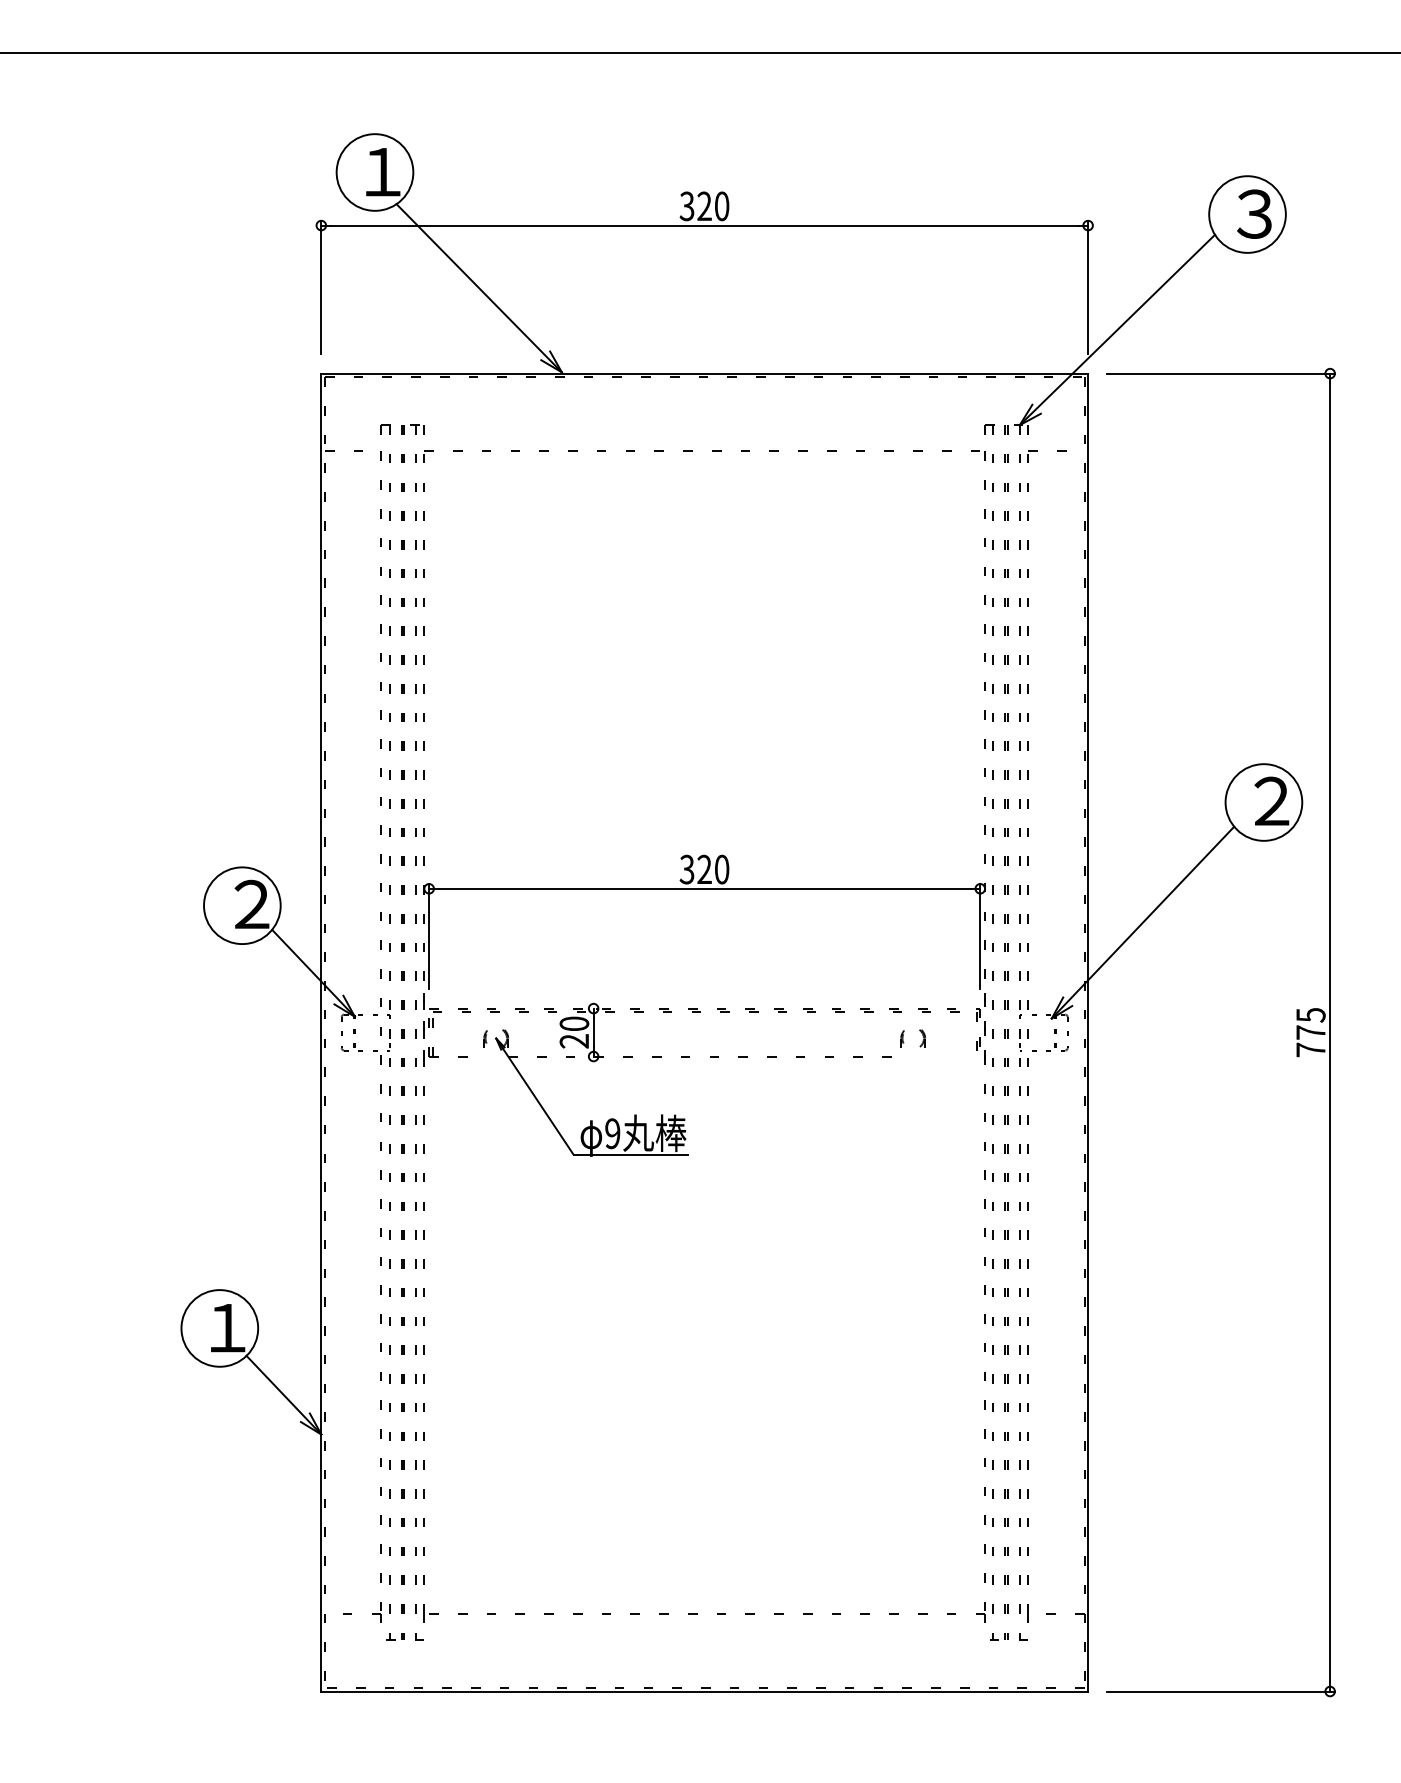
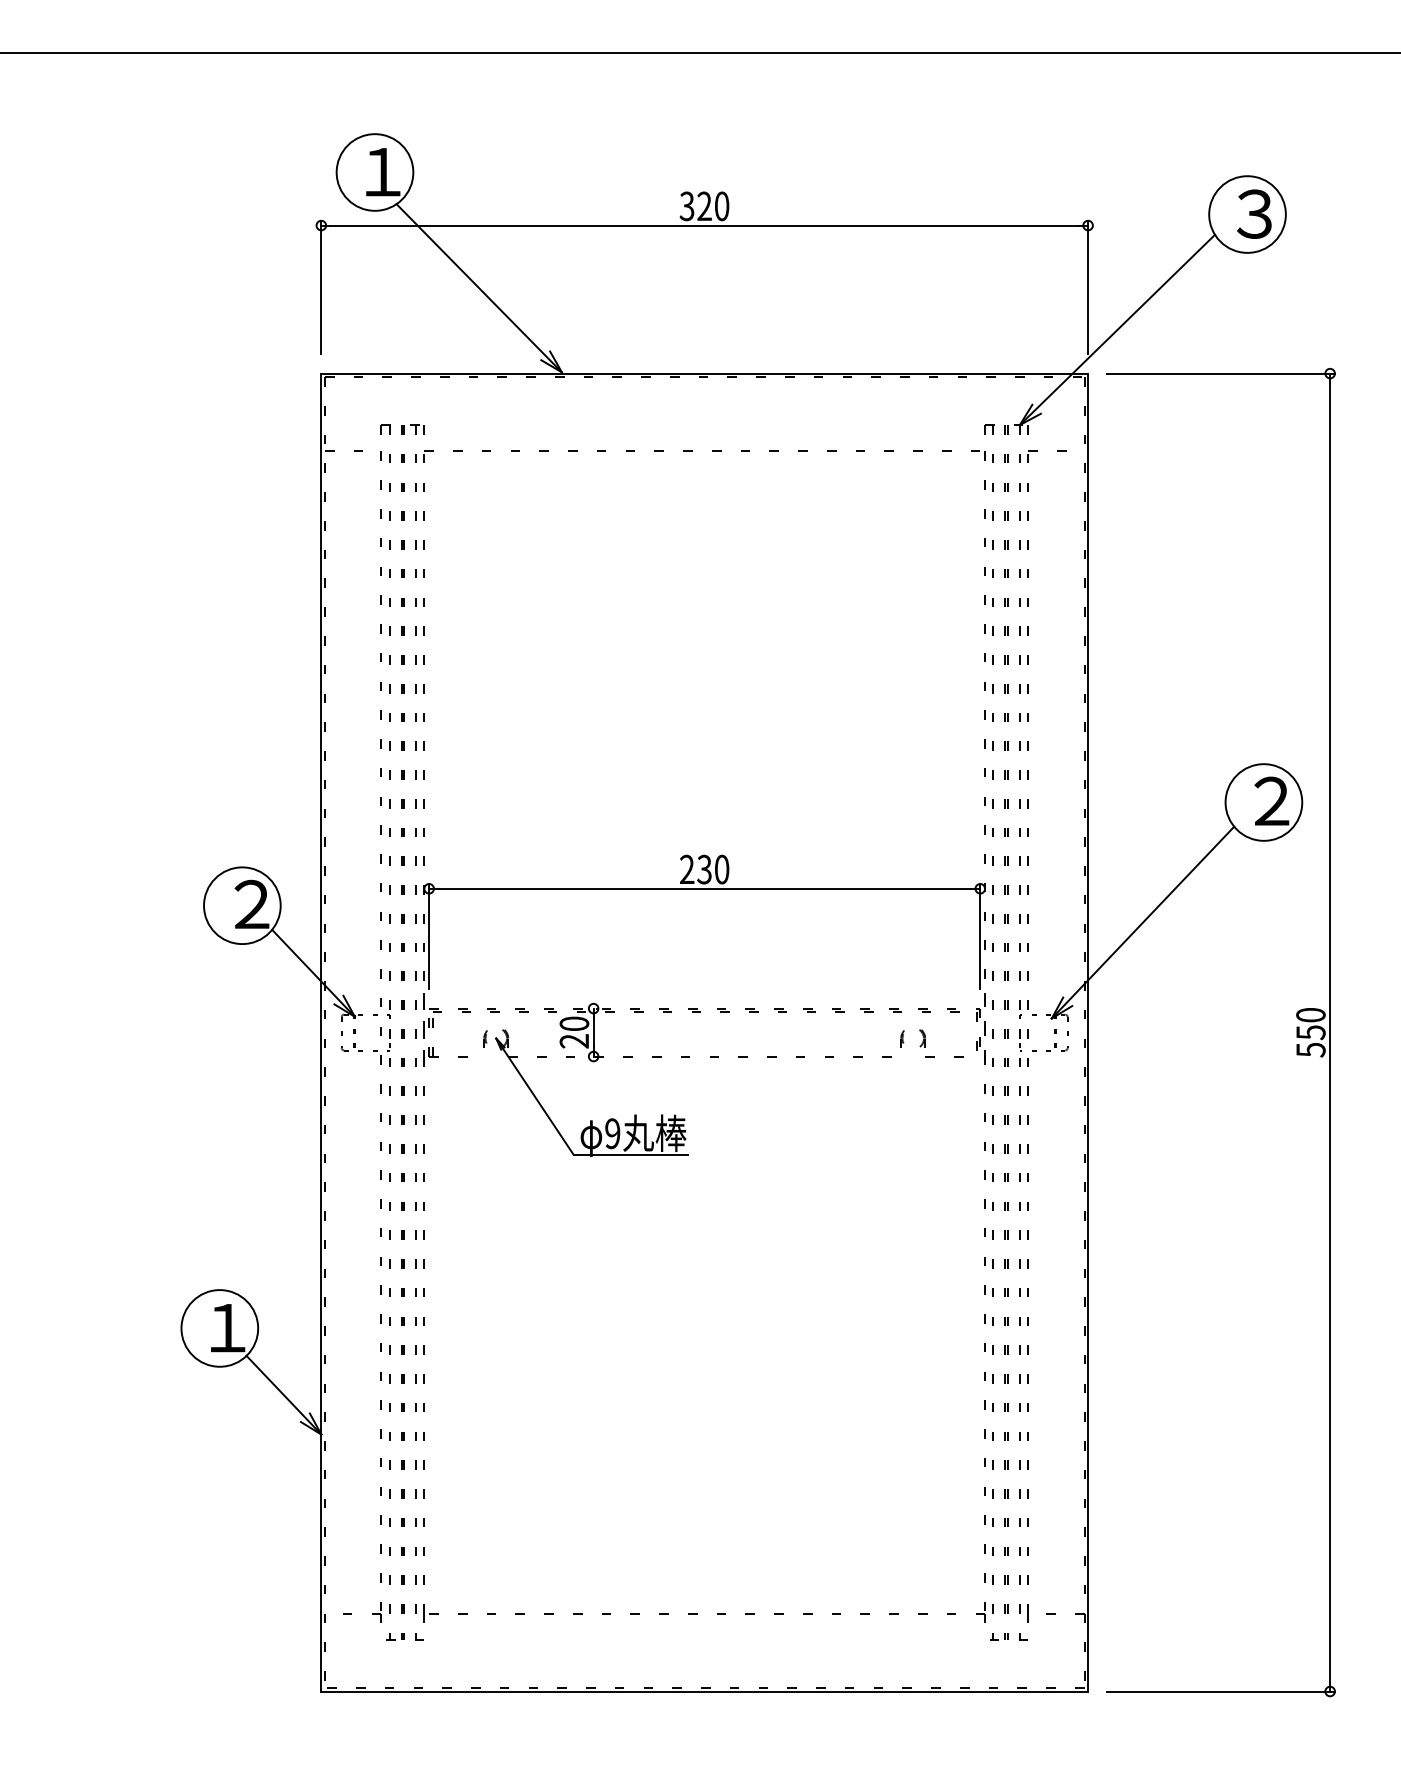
text: 320 -> 230 (695, 869)
text: 775 -> 550 (1310, 1032)
line: none -> present (934, 1056)
